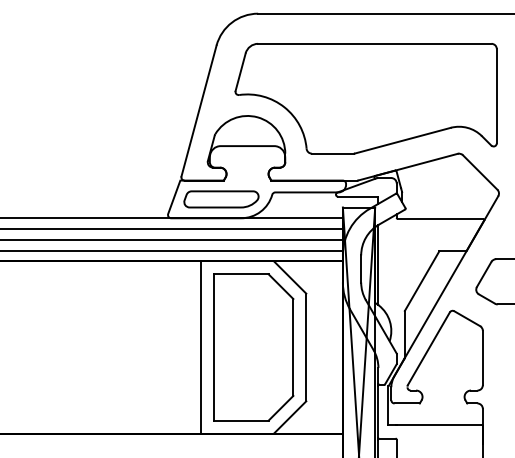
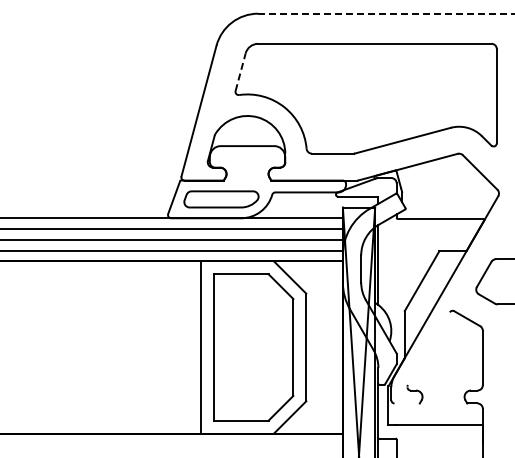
line: solid -> dashed (387, 13)
line: solid -> dashed (240, 71)
line: present -> none (428, 348)
line: present -> none (406, 403)
